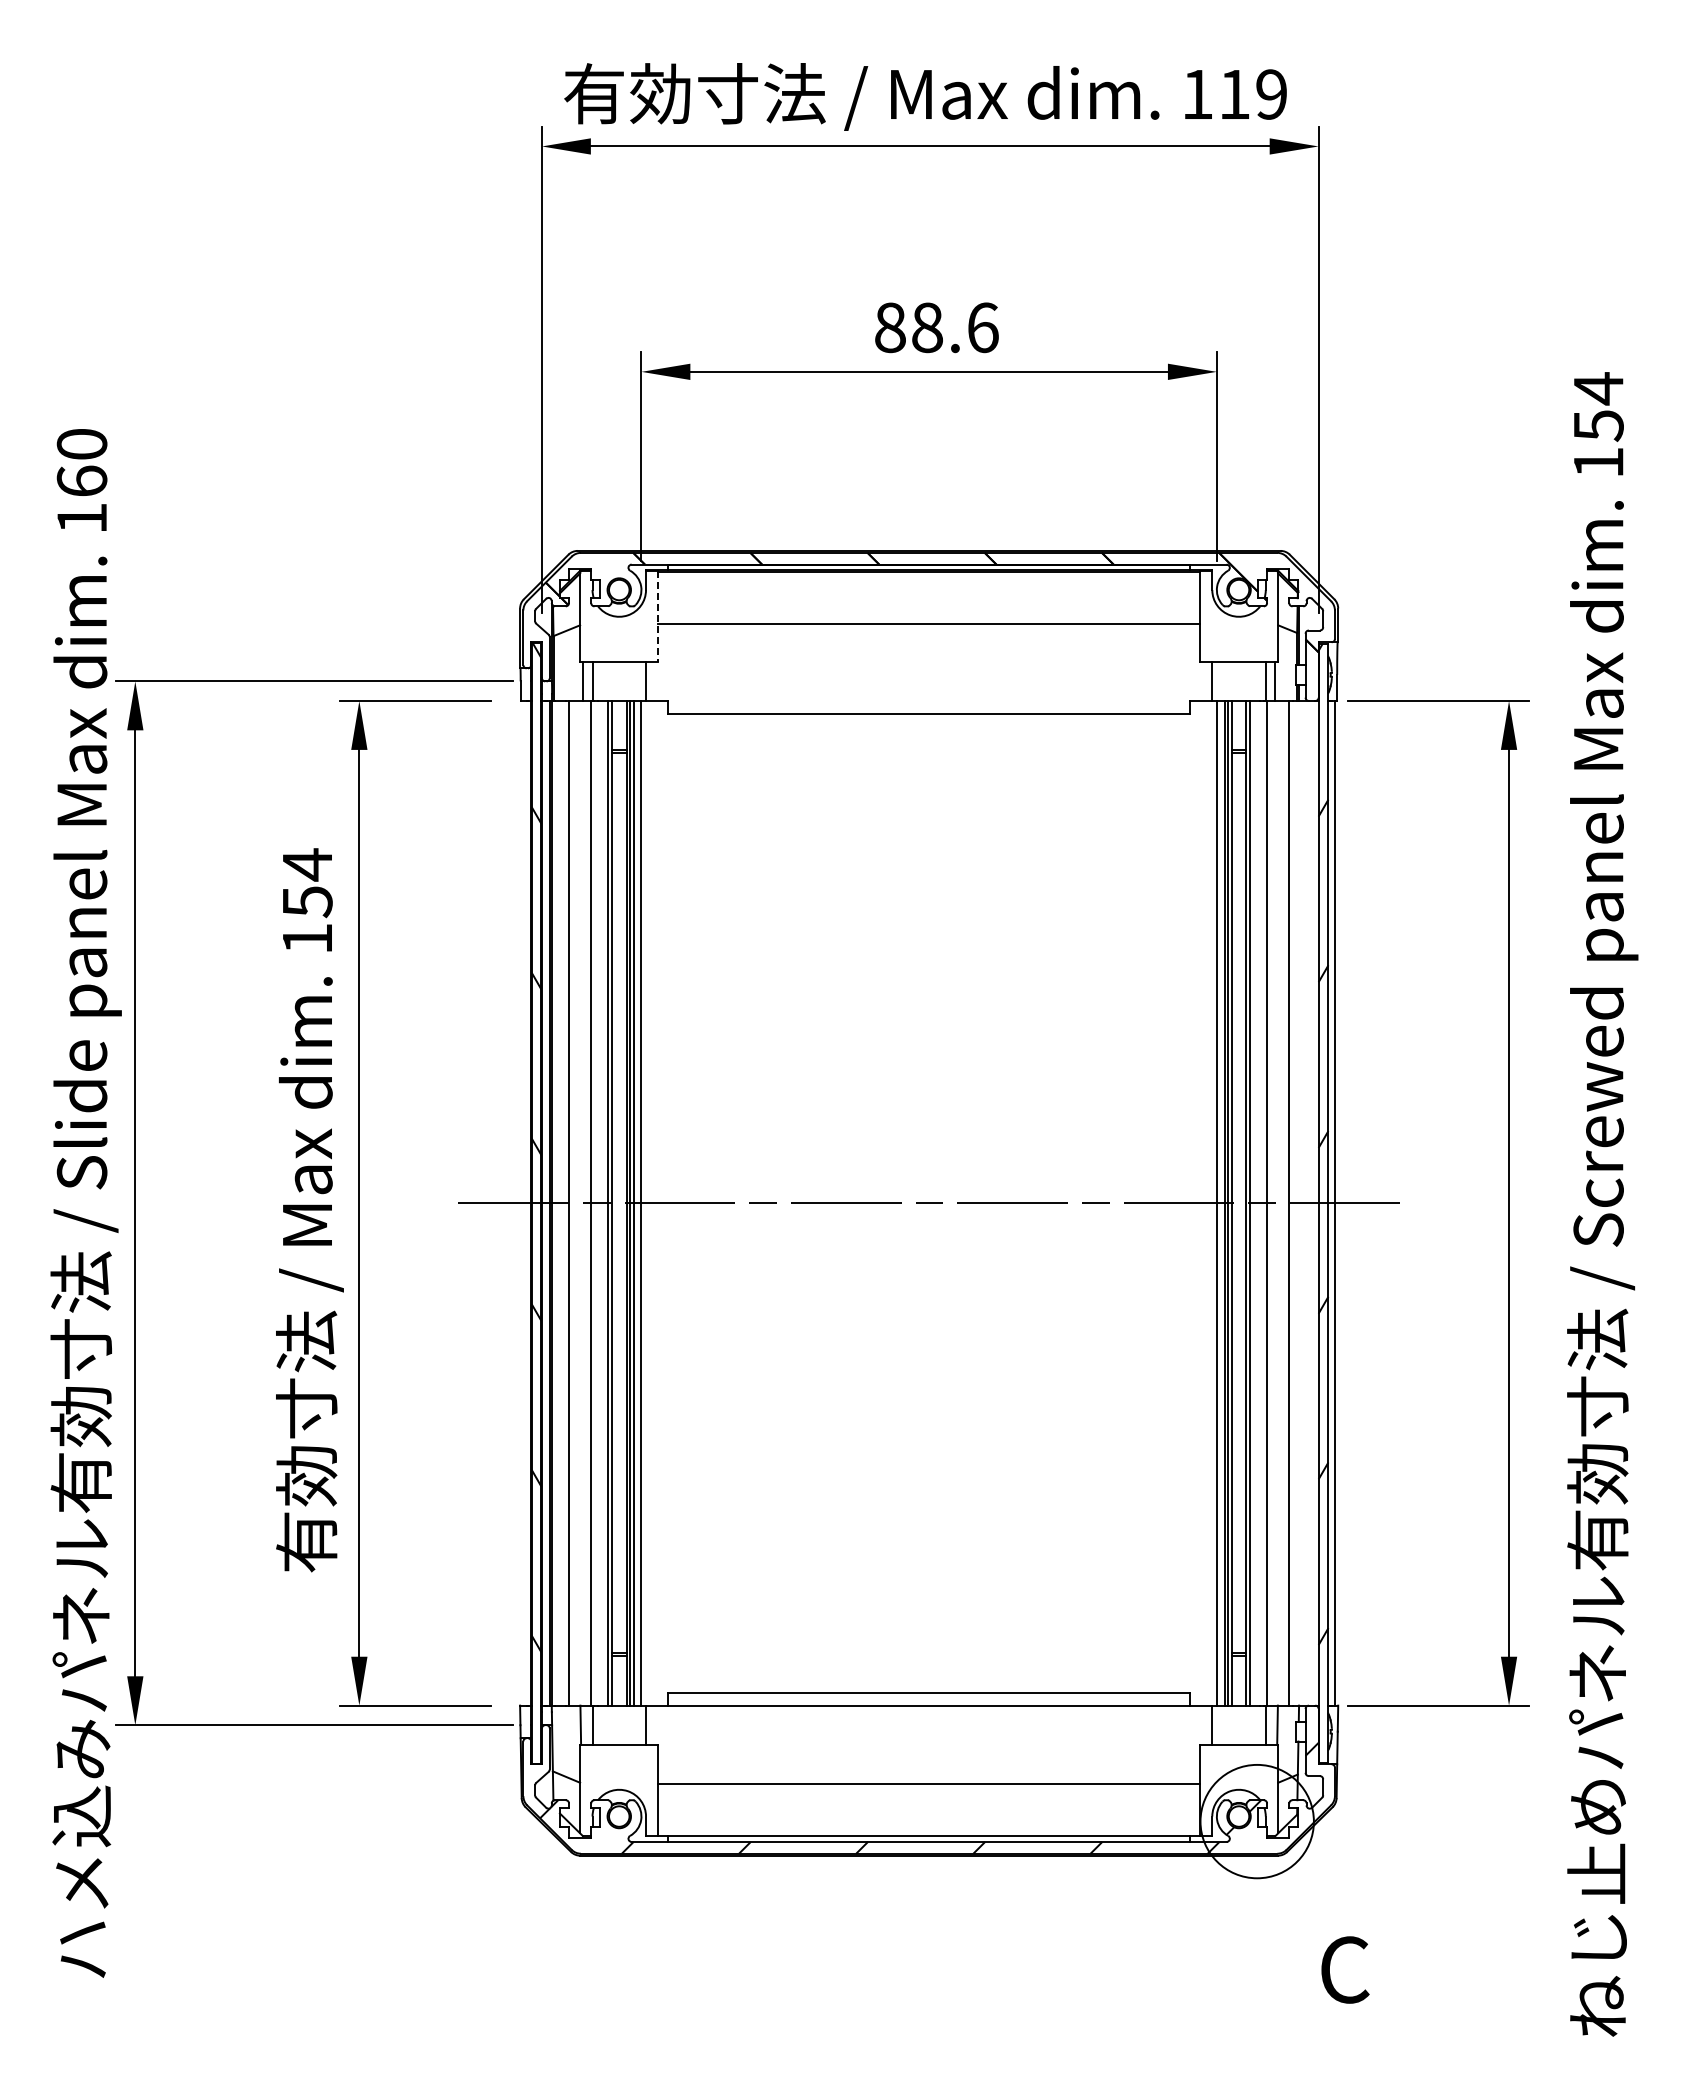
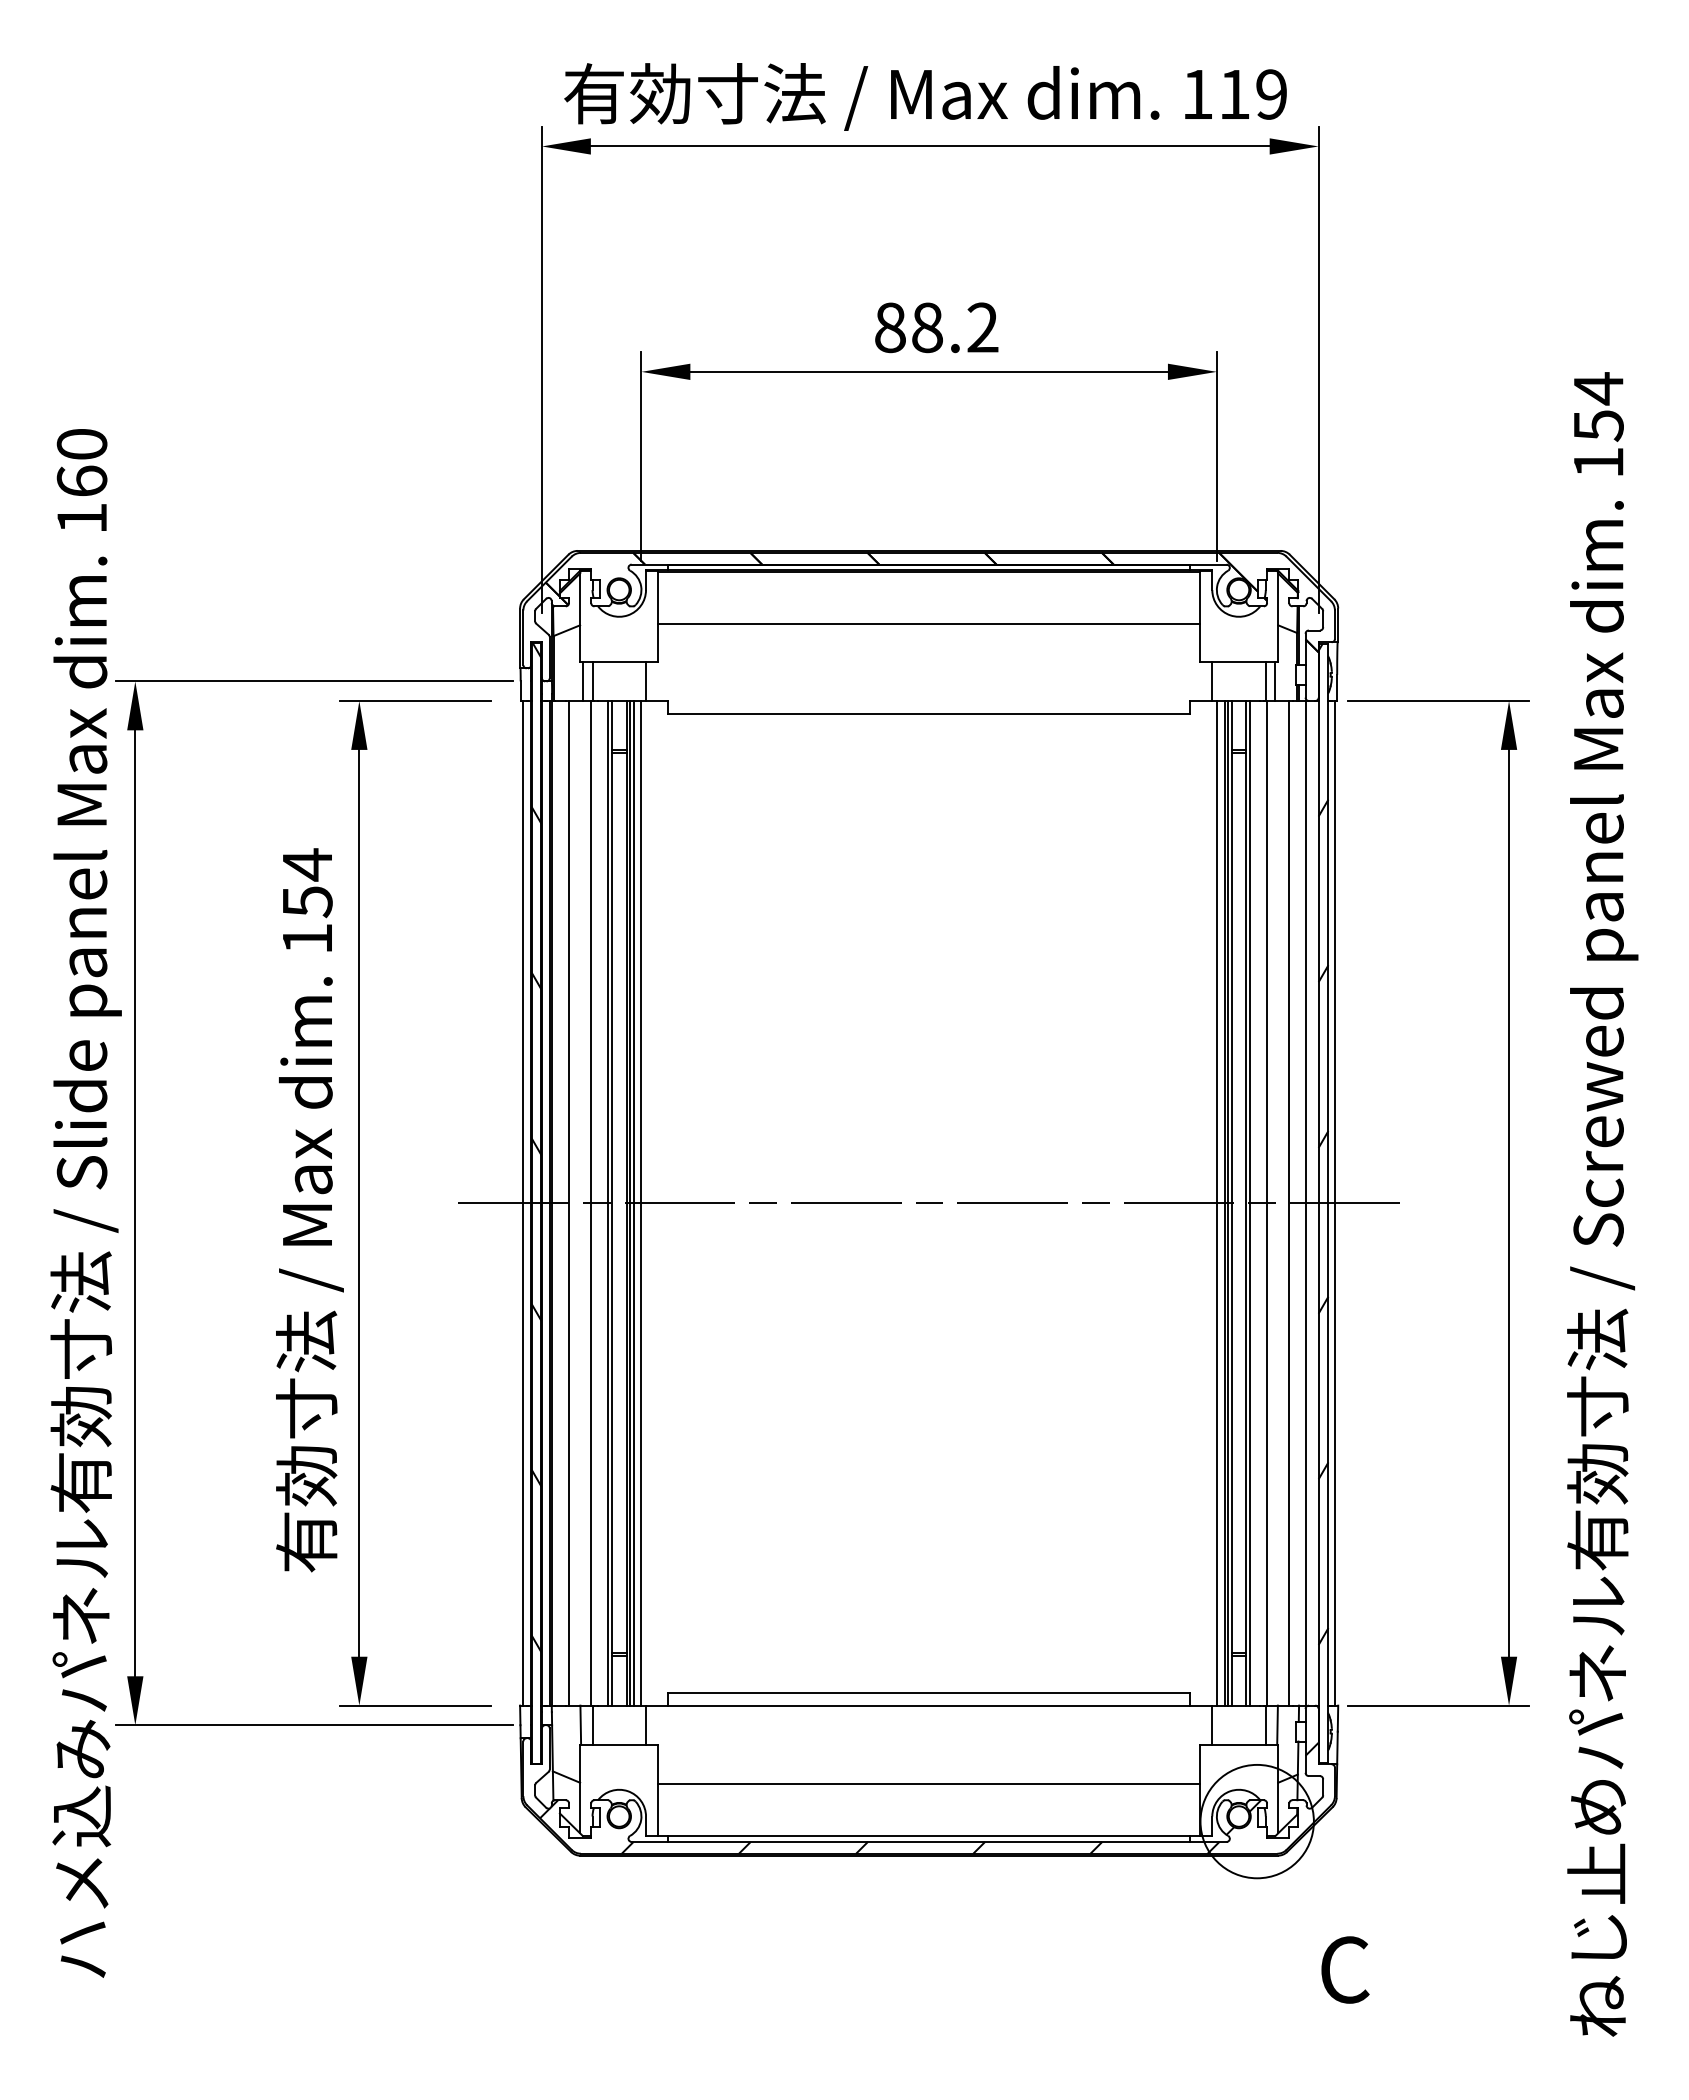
text: 88.6 -> 88.2 (982, 327)
line: dashed -> solid (658, 616)
line: none -> present (523, 1202)
line: none -> present (1305, 1202)
